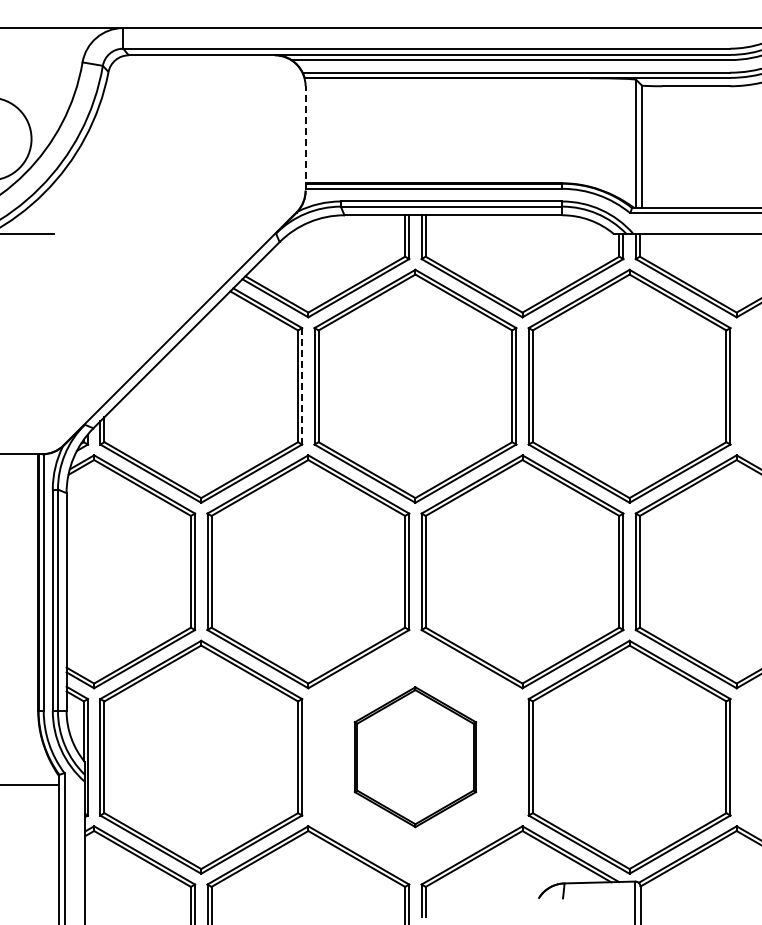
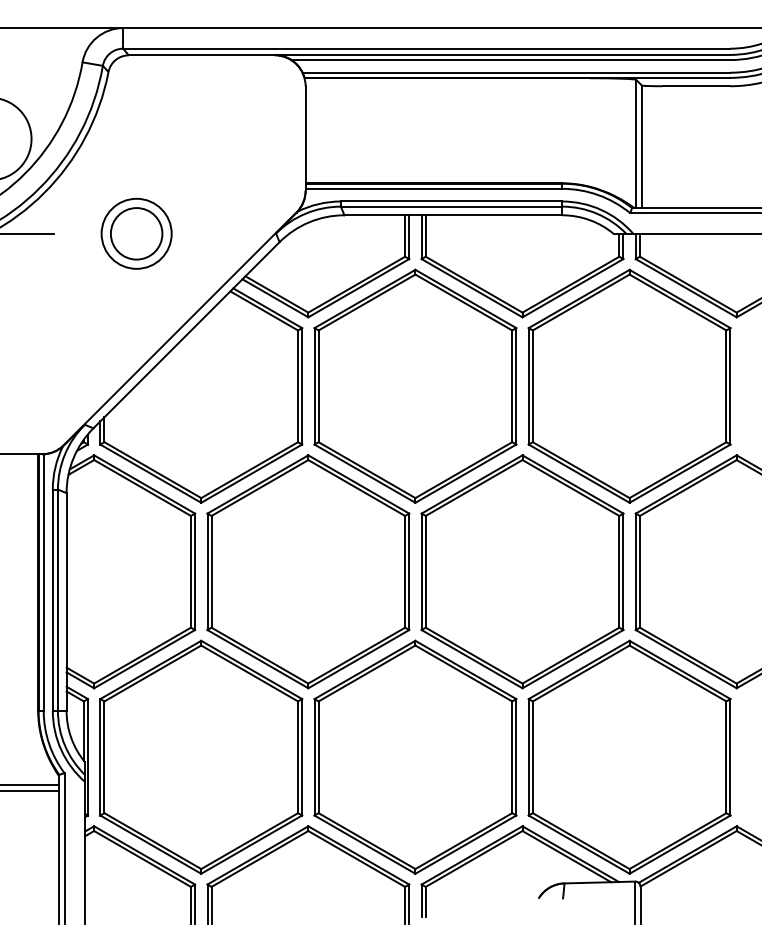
line: dashed -> solid (305, 137)
part: none -> present (136, 233)
line: dashed -> solid (302, 385)
part size: 125x143 px -> 205x236 px (415, 756)
line: none -> present (30, 790)
